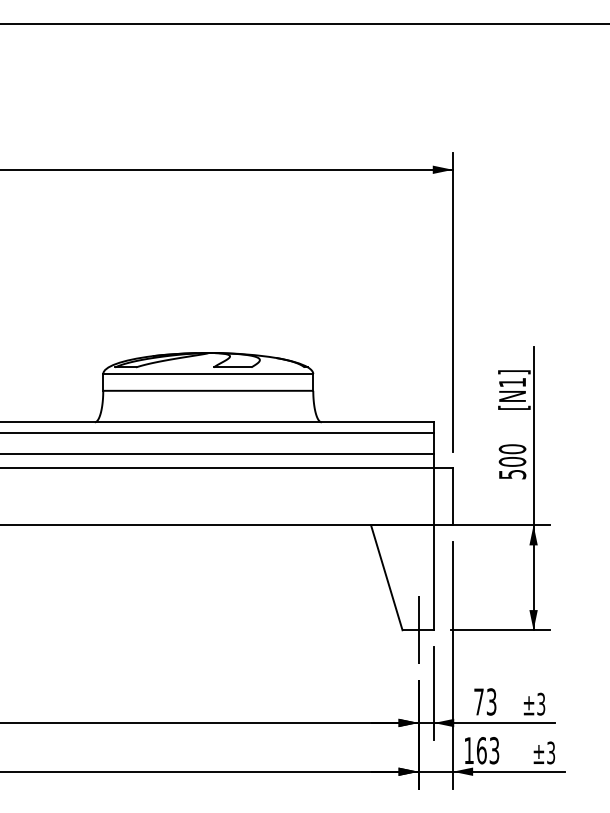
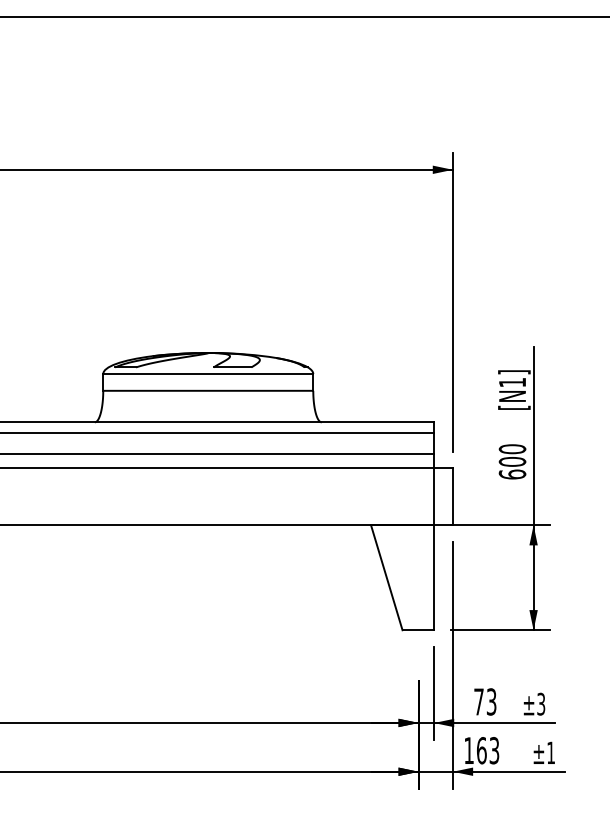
line position: (304, 24) -> (304, 17) (304, 17)
text: 500 -> 600 (512, 474)
line: present -> none (418, 629)
text: ±3 -> ±1 (551, 752)
